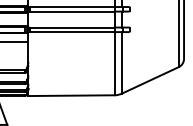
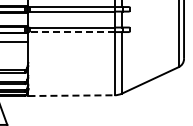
line: solid -> dashed (71, 32)
line: solid -> dashed (71, 95)
